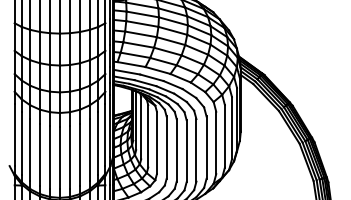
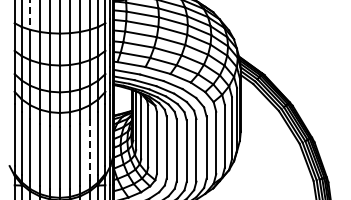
line: solid -> dashed (30, 15)
line: solid -> dashed (89, 150)
